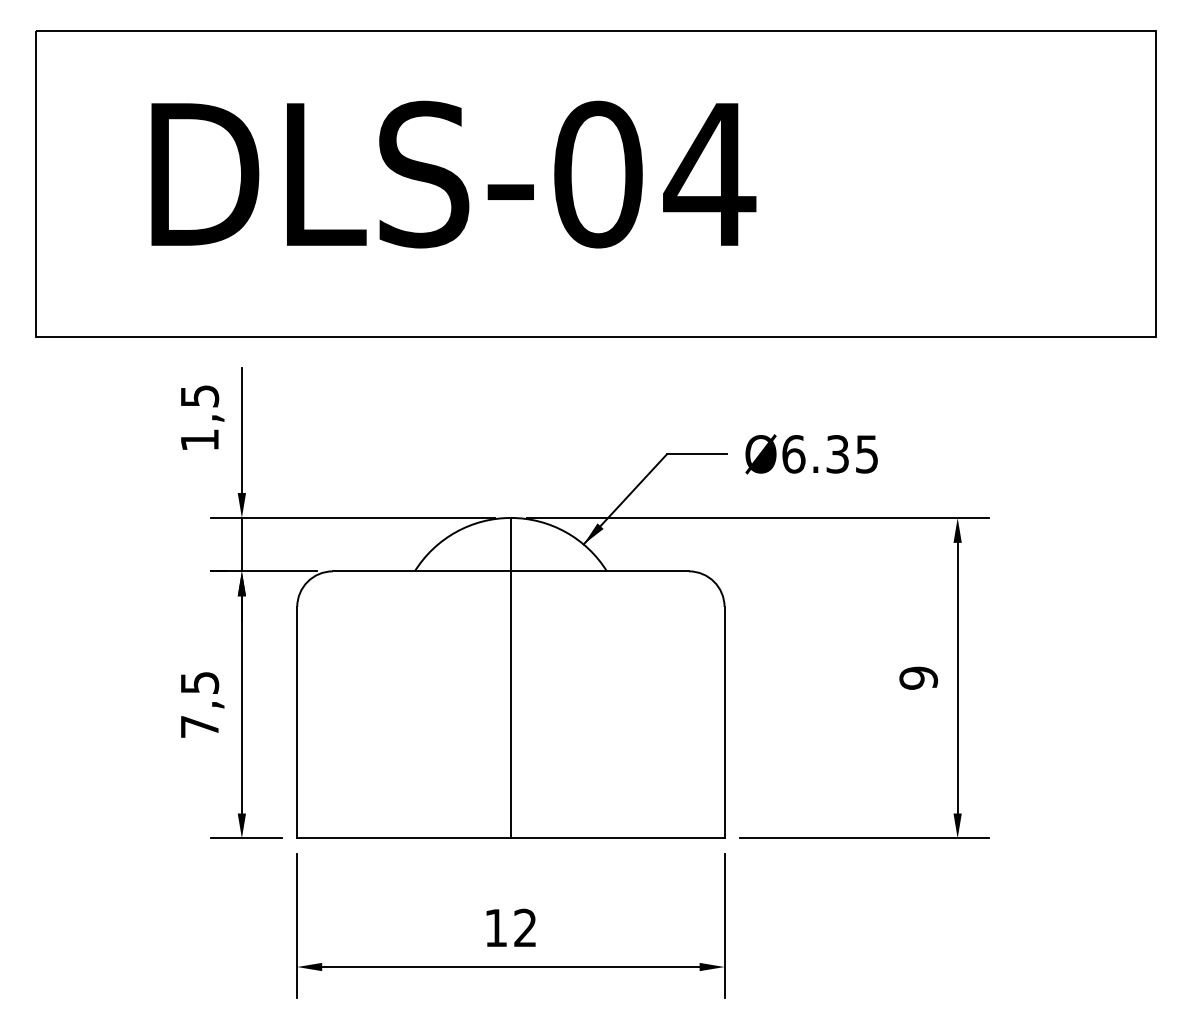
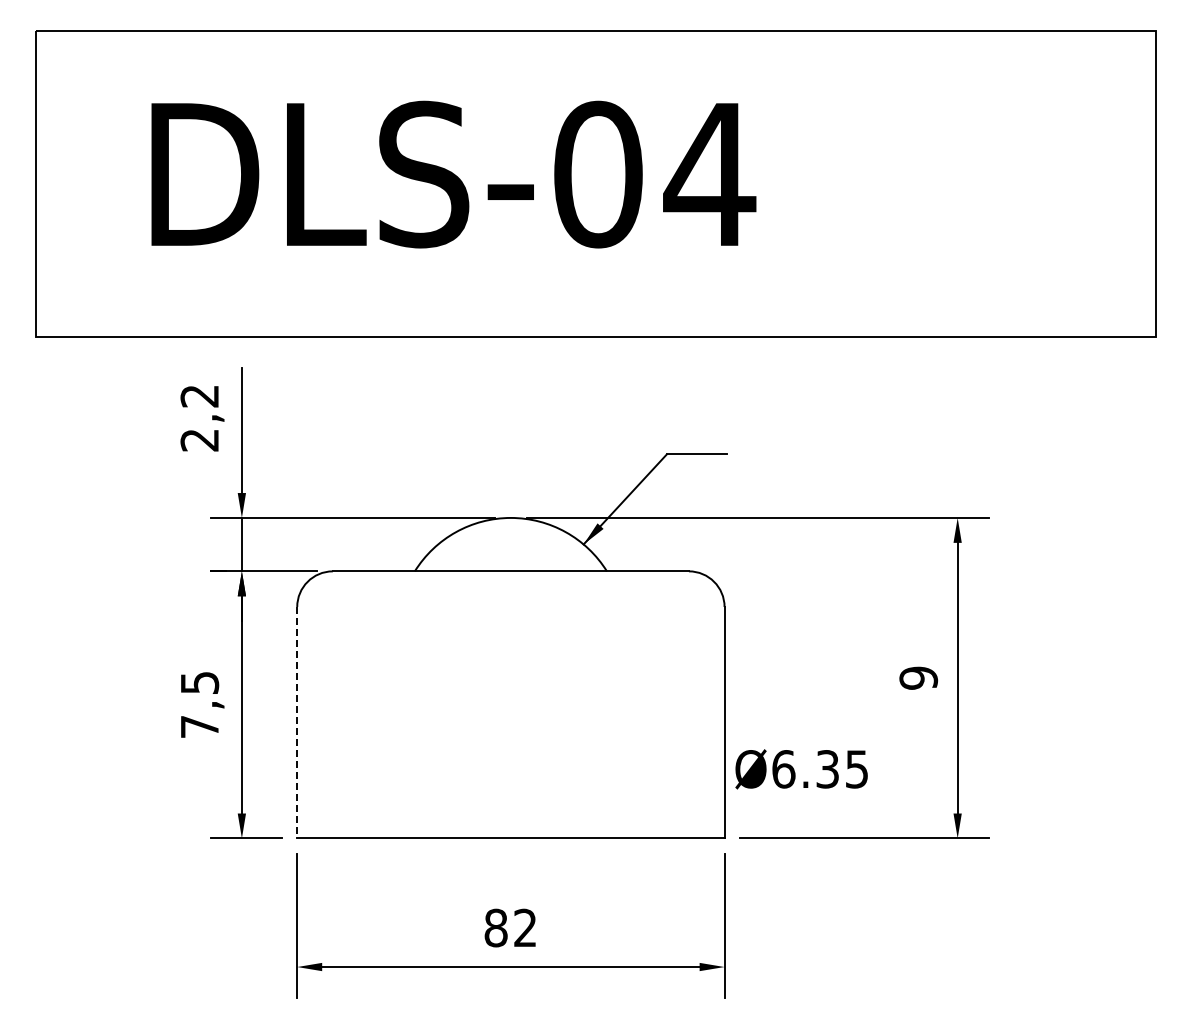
text: 1,5 -> 2,2 (199, 418)
text position: (811, 454) -> (801, 769) (801, 769)
line: present -> none (510, 677)
line: solid -> dashed (297, 722)
text: 12 -> 82 (495, 927)
